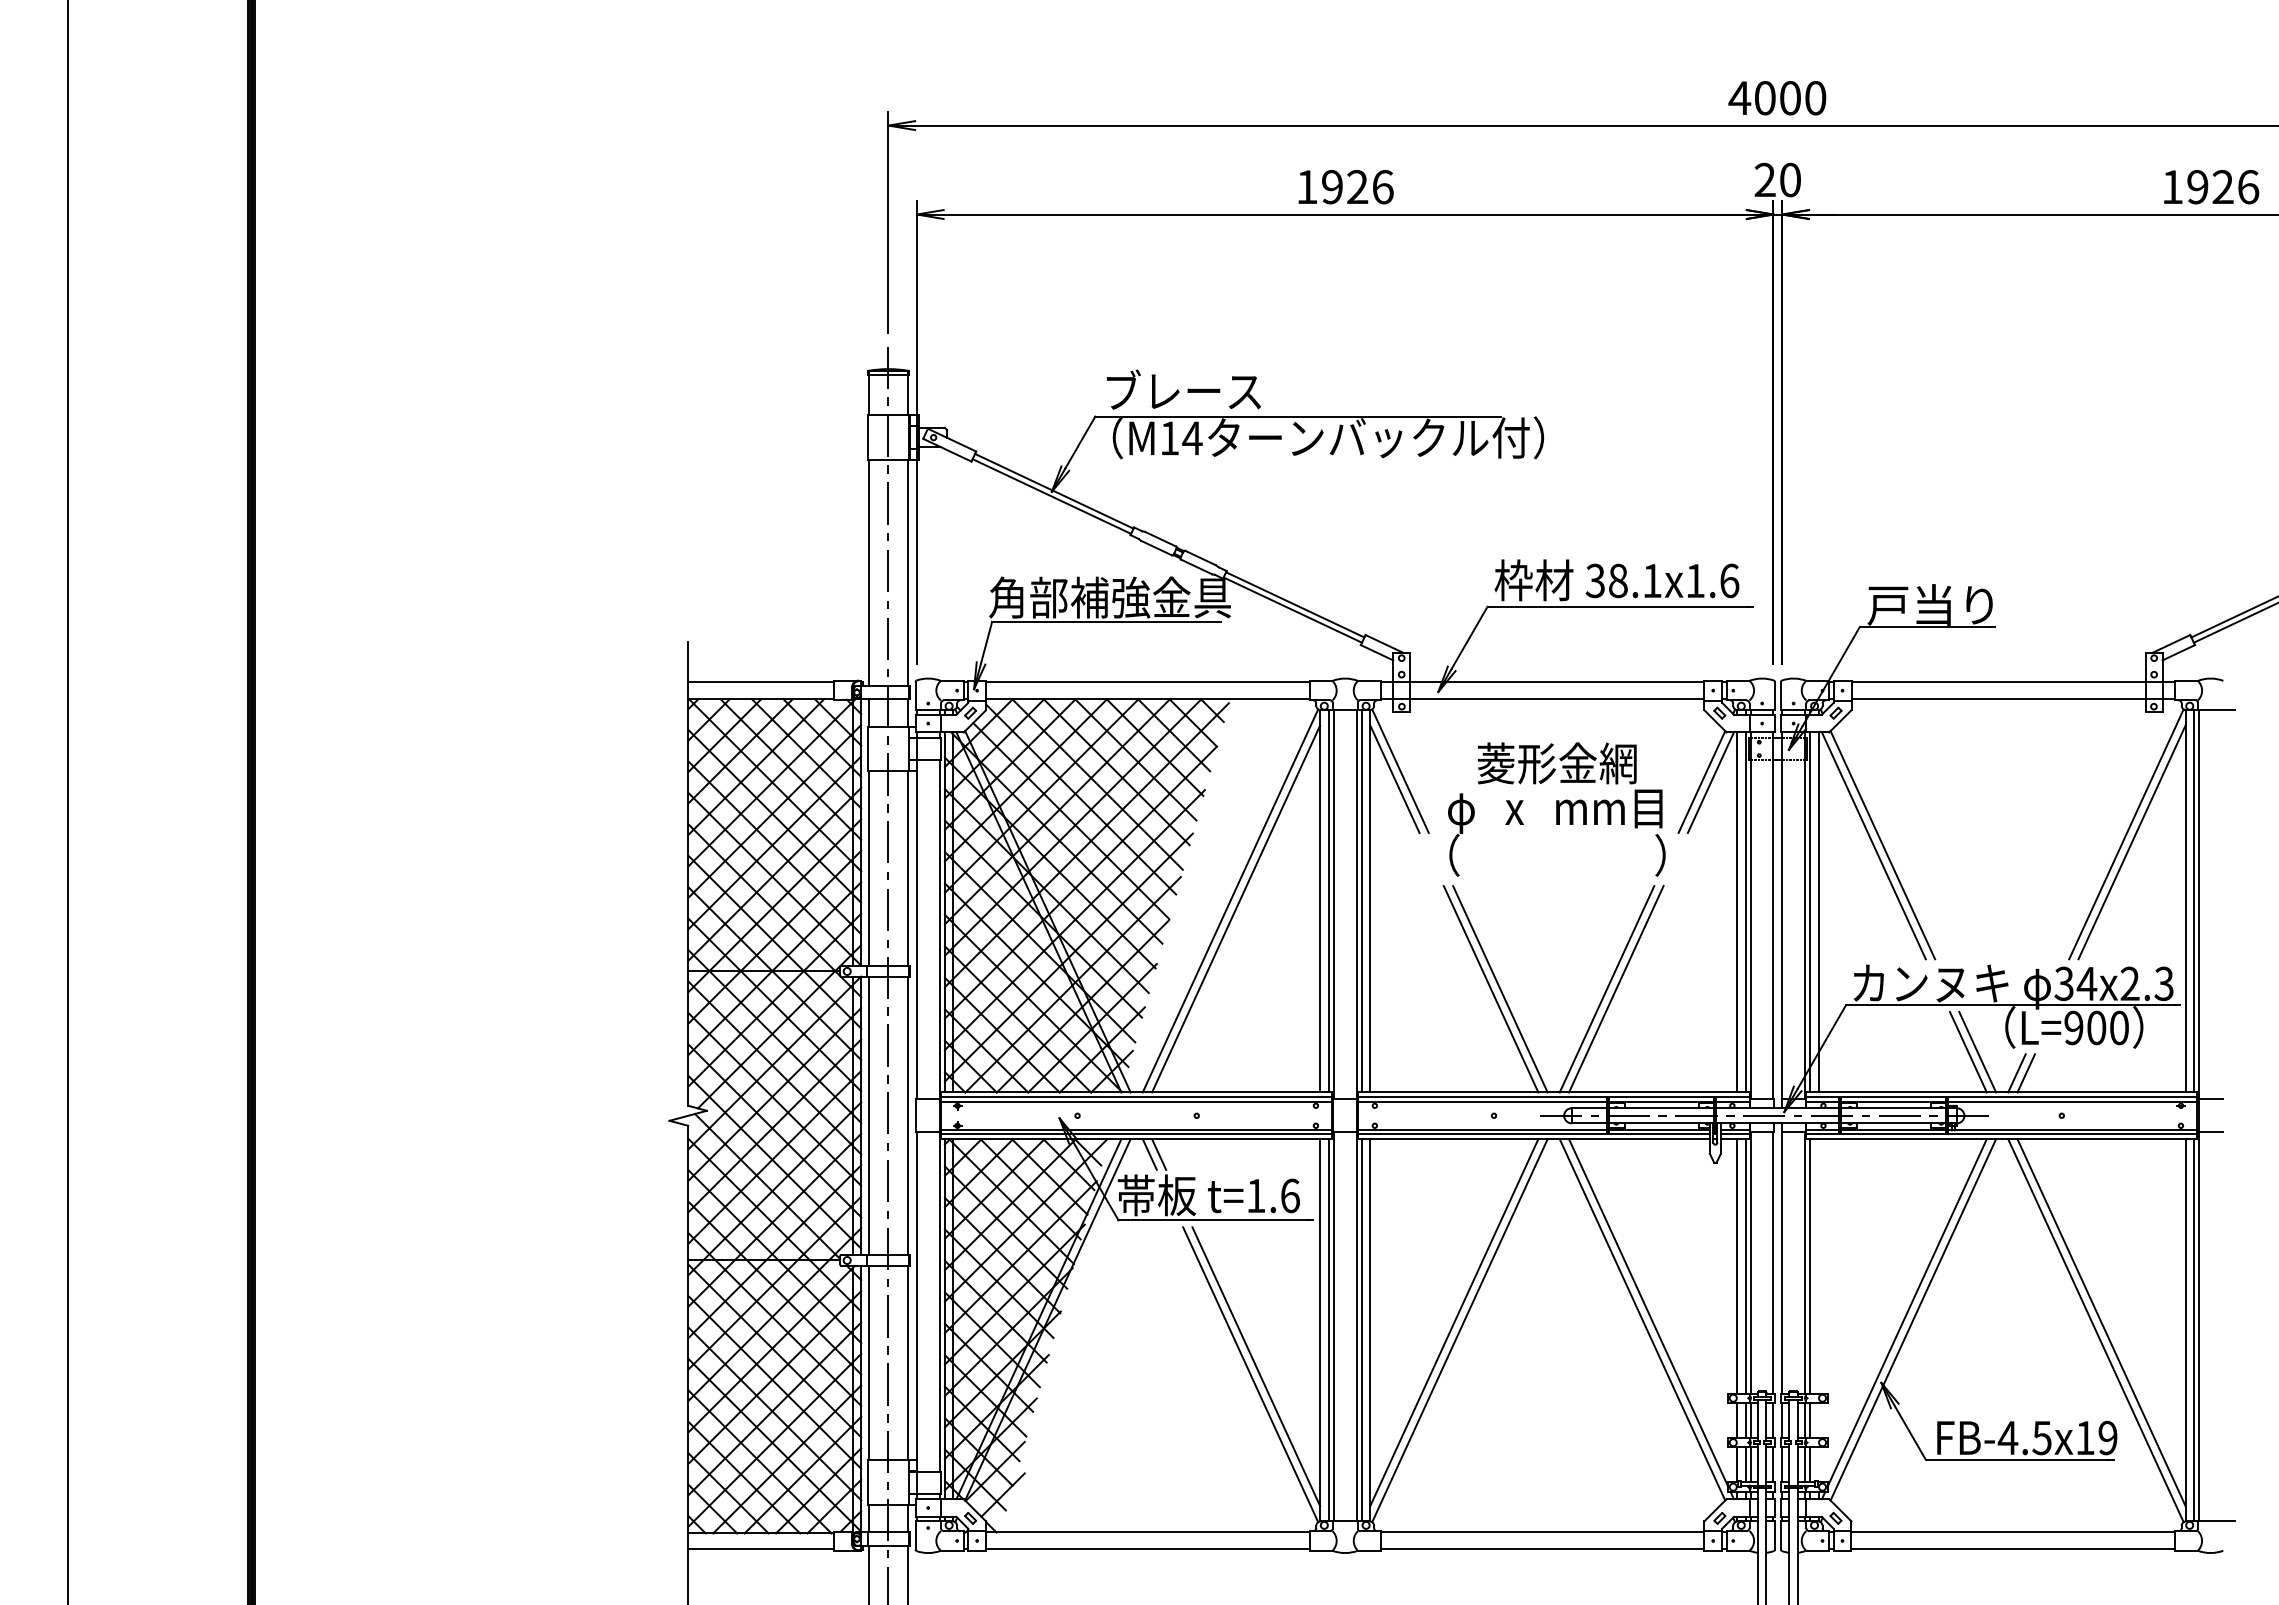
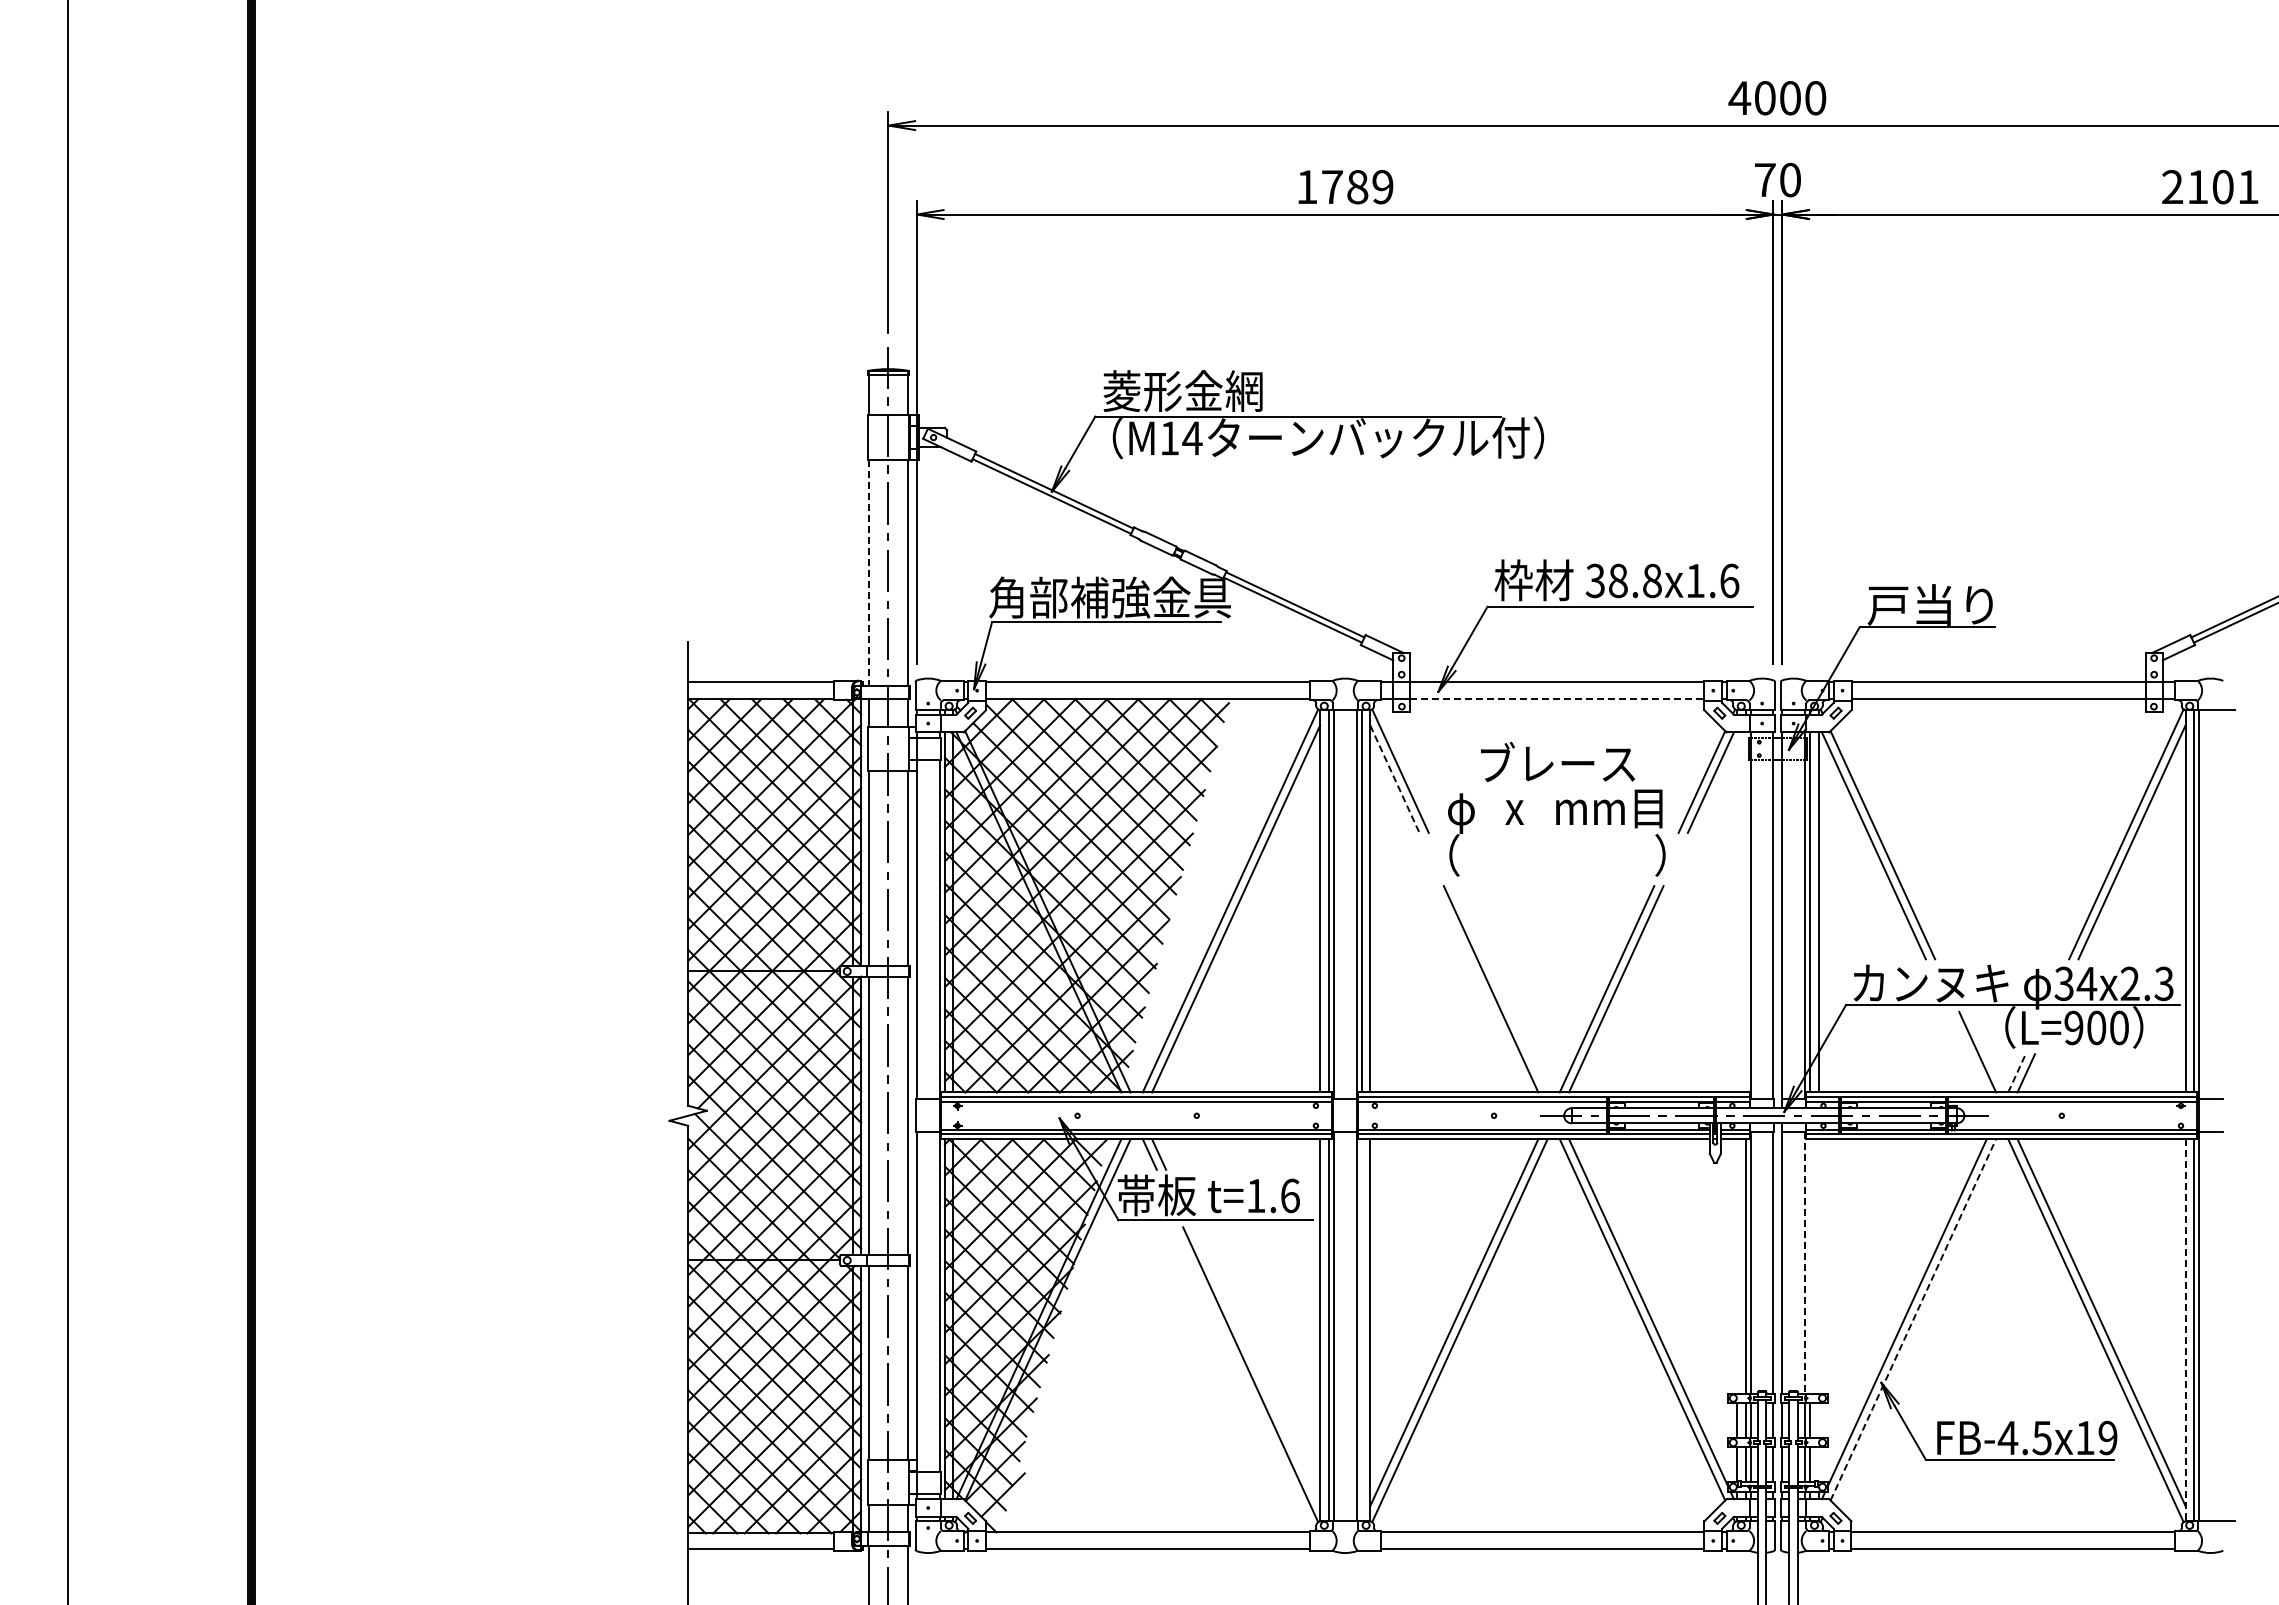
text: 20 -> 70 (1764, 179)
text: 1926 -> 1789 (1357, 187)
text: 1926 -> 2101 (2210, 187)
text: ブレース -> 菱形金網 (1182, 390)
line: solid -> dashed (868, 573)
text: 38.1x1.6 -> 38.8x1.6 (1652, 580)
line: solid -> dashed (1557, 699)
text: 菱形金網 -> ブレース (1556, 762)
line: solid -> dashed (1395, 779)
line: present -> none (1737, 912)
line: present -> none (1745, 912)
line: present -> none (1500, 989)
line: present -> none (1967, 1051)
line: solid -> dashed (2017, 1072)
line: solid -> dashed (1804, 1263)
line: present -> none (1737, 1266)
line: present -> none (1810, 1266)
line: solid -> dashed (1913, 1319)
line: present -> none (1361, 1330)
line: solid -> dashed (2185, 1330)
line: present -> none (1256, 1366)
